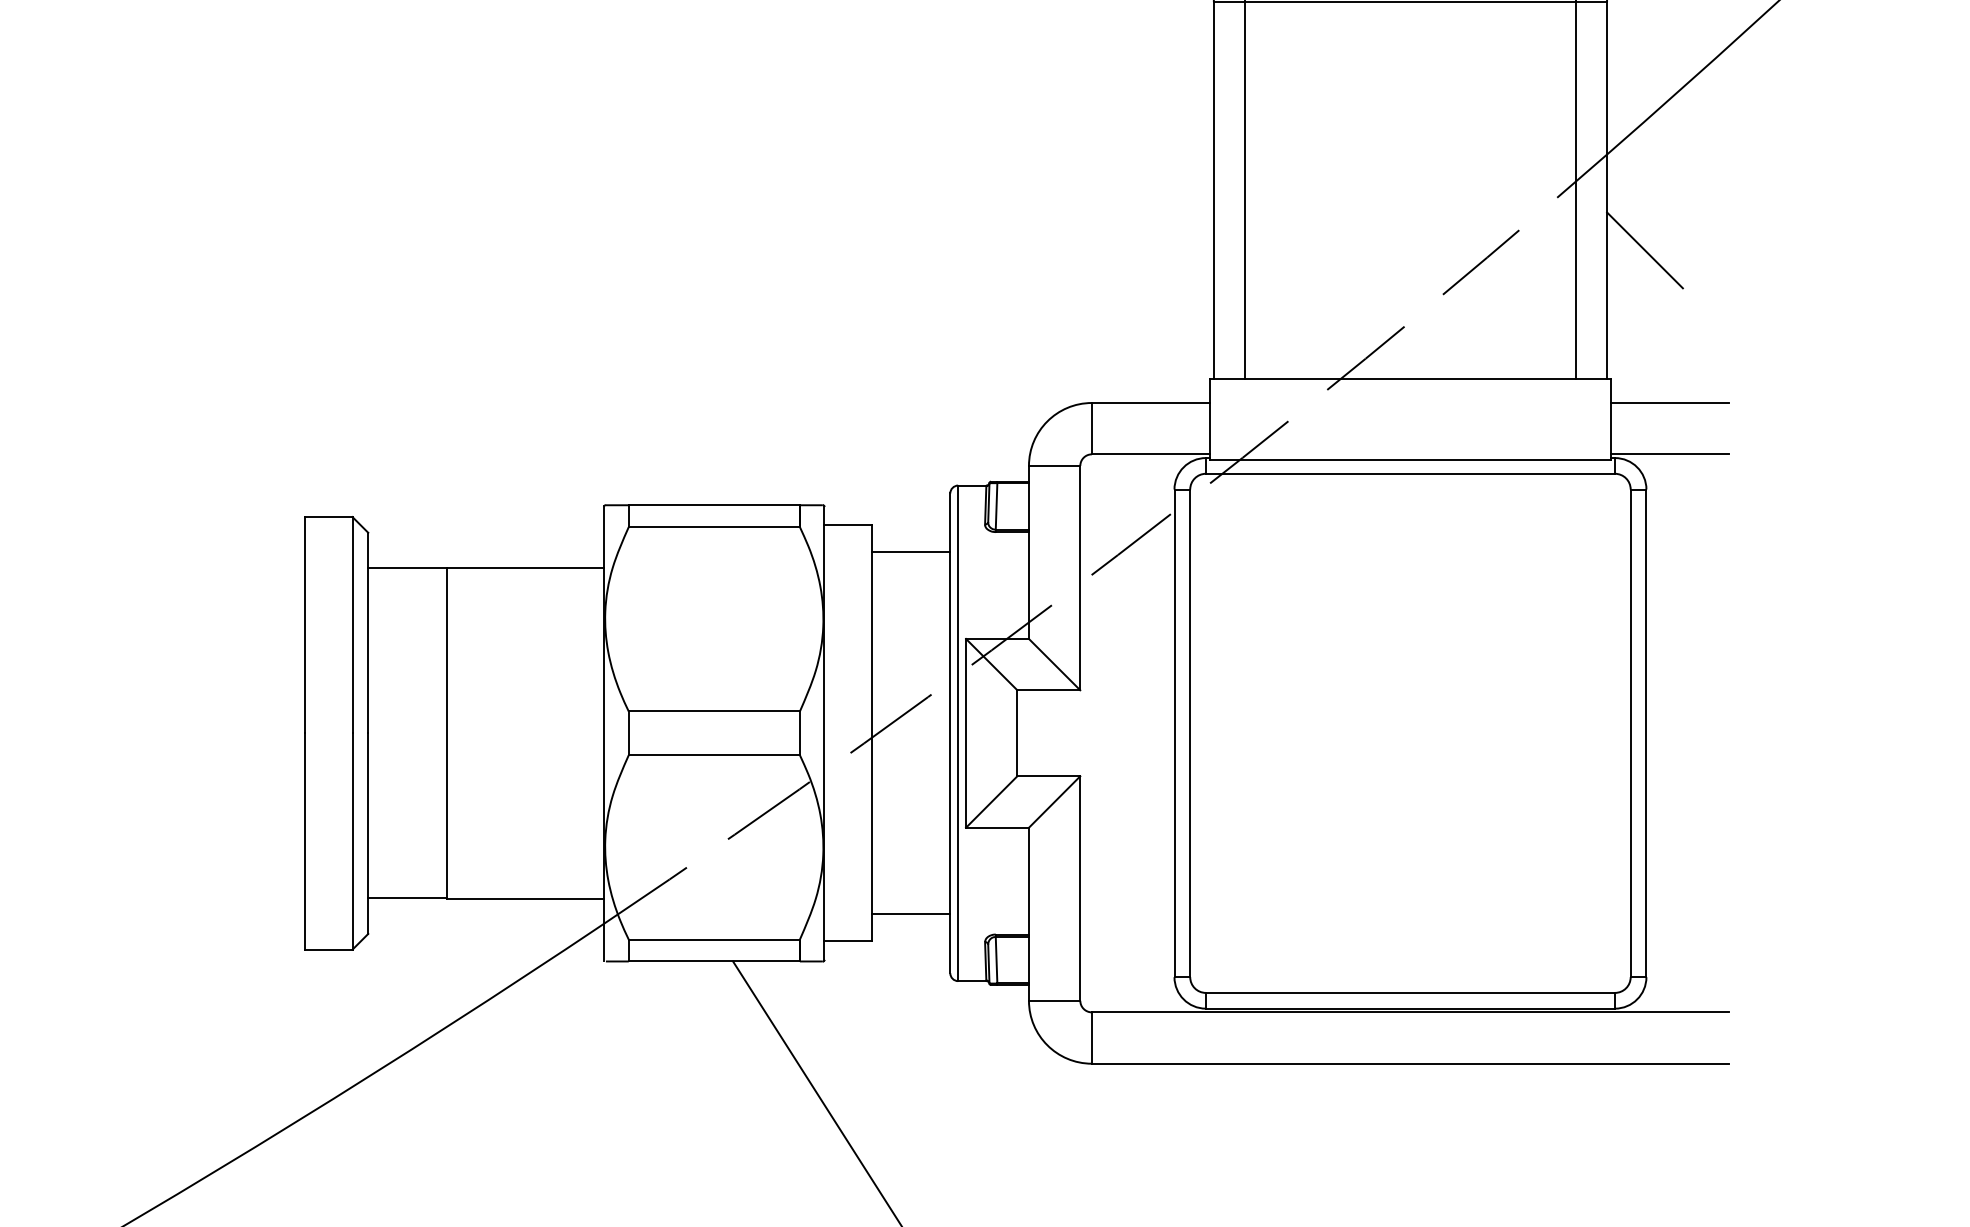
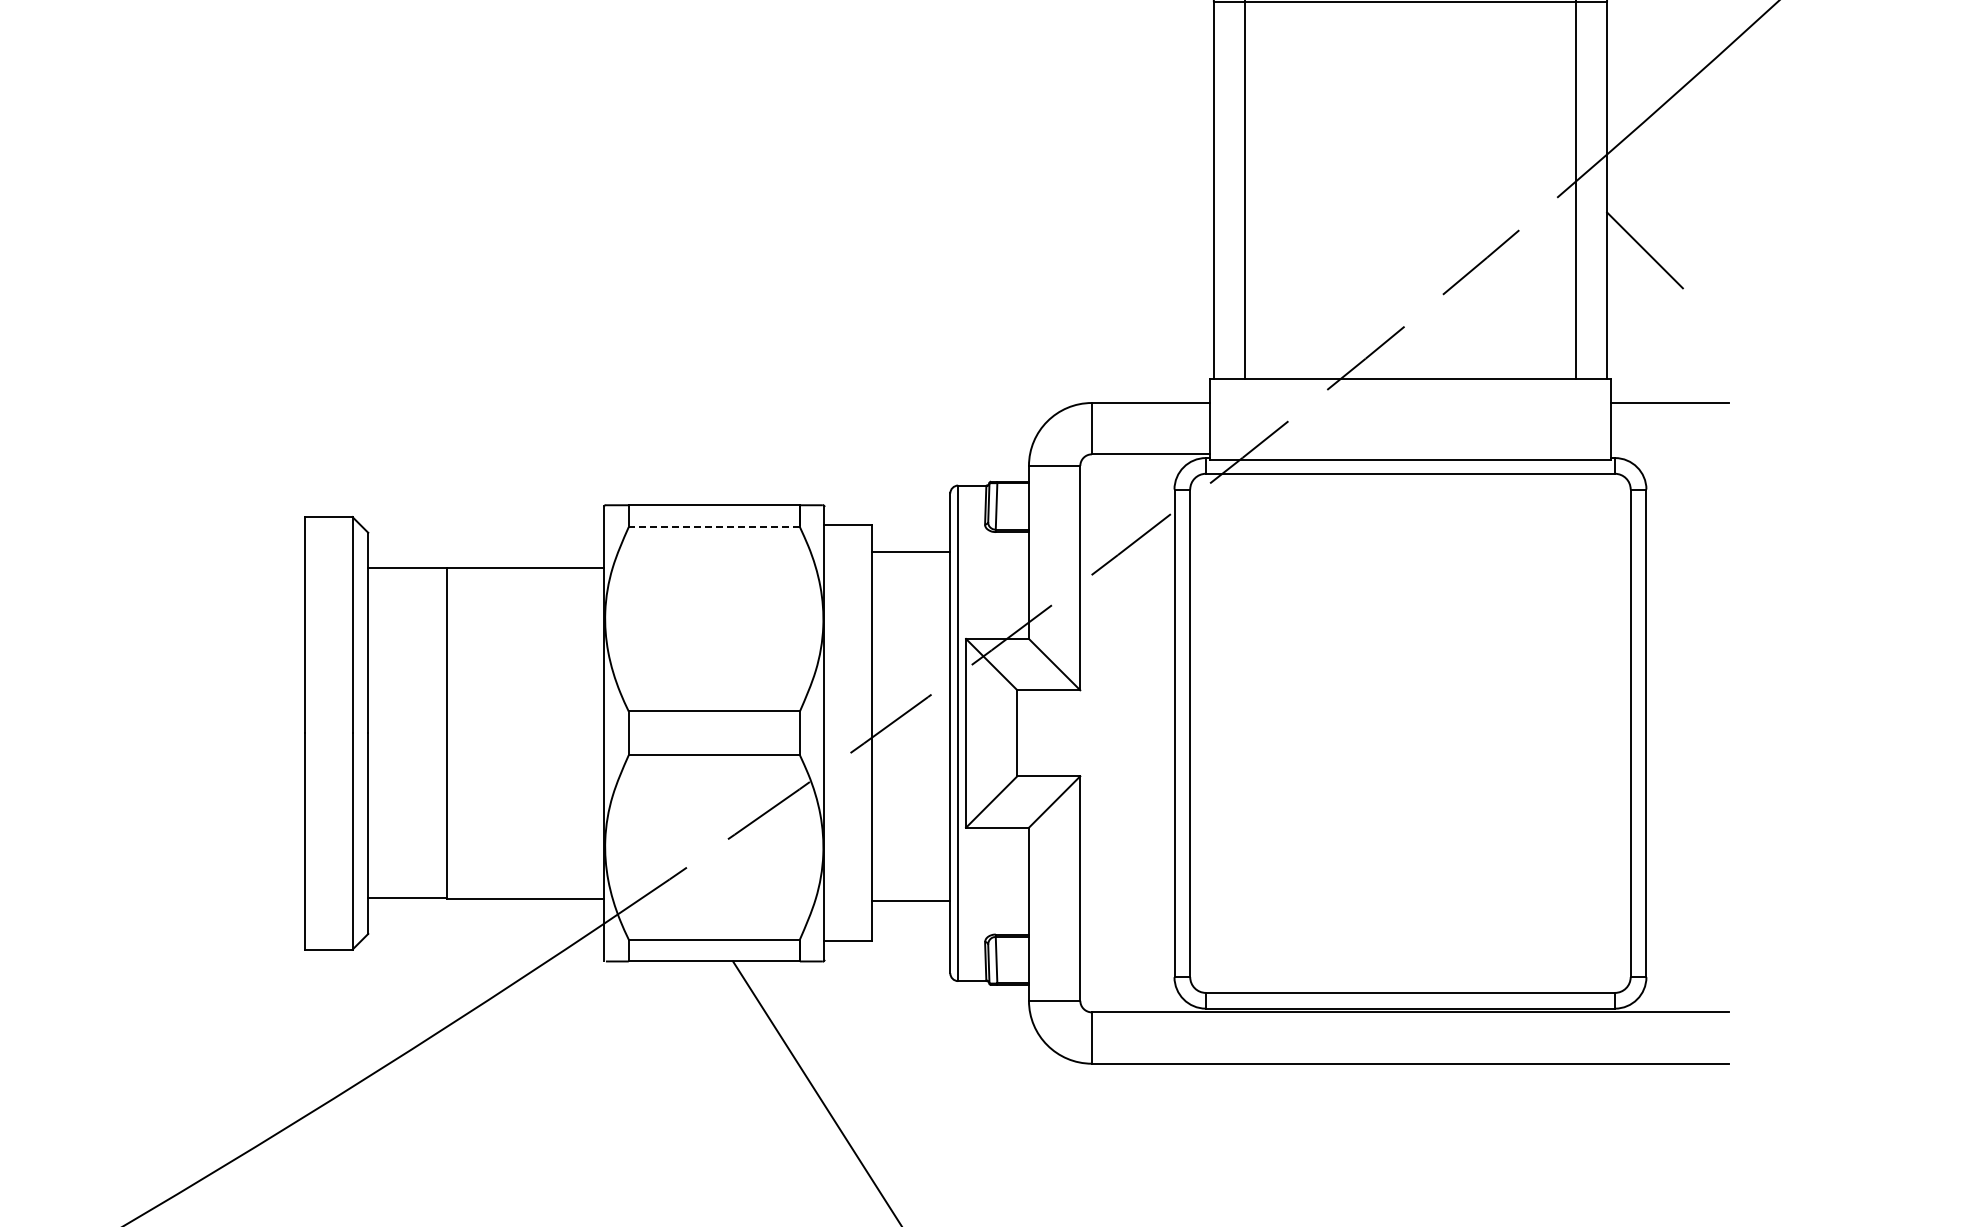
line: present -> none (1670, 454)
line: solid -> dashed (714, 527)
line position: (910, 914) -> (910, 901) (910, 901)
